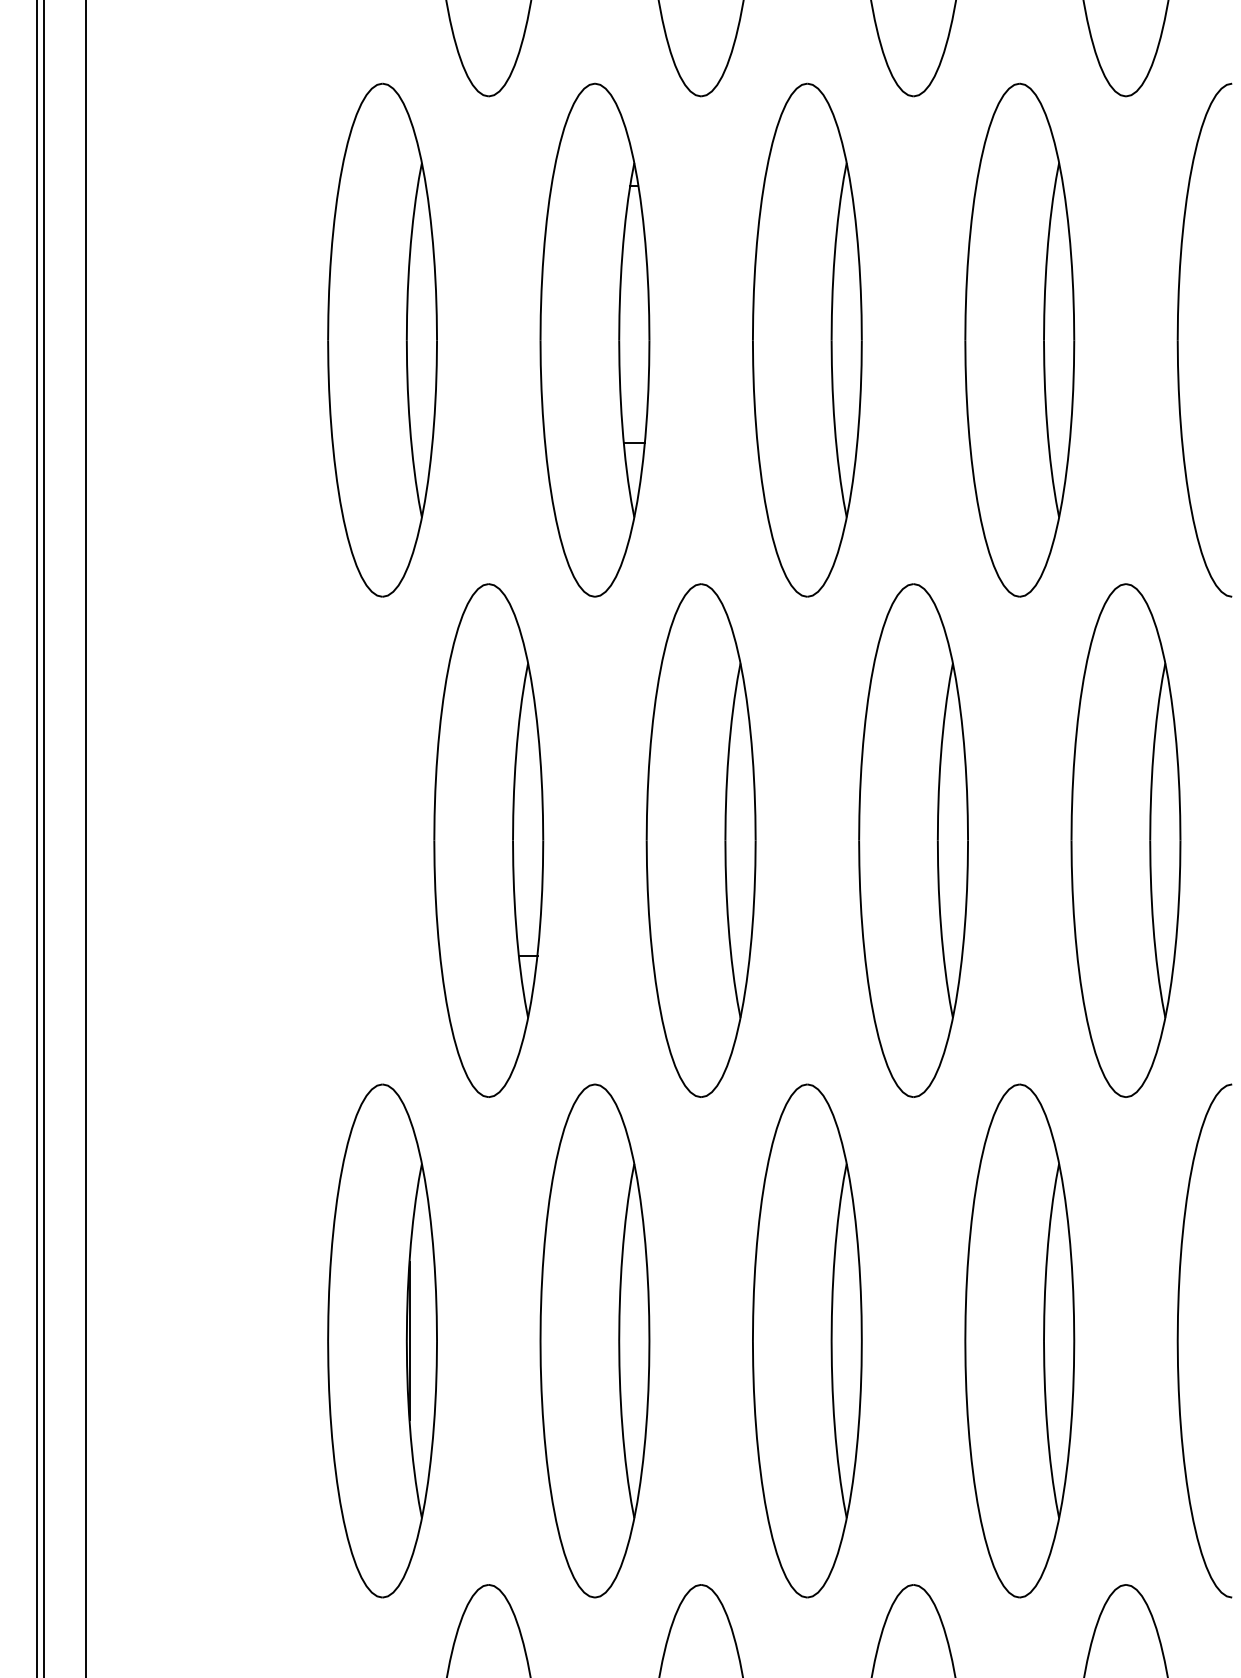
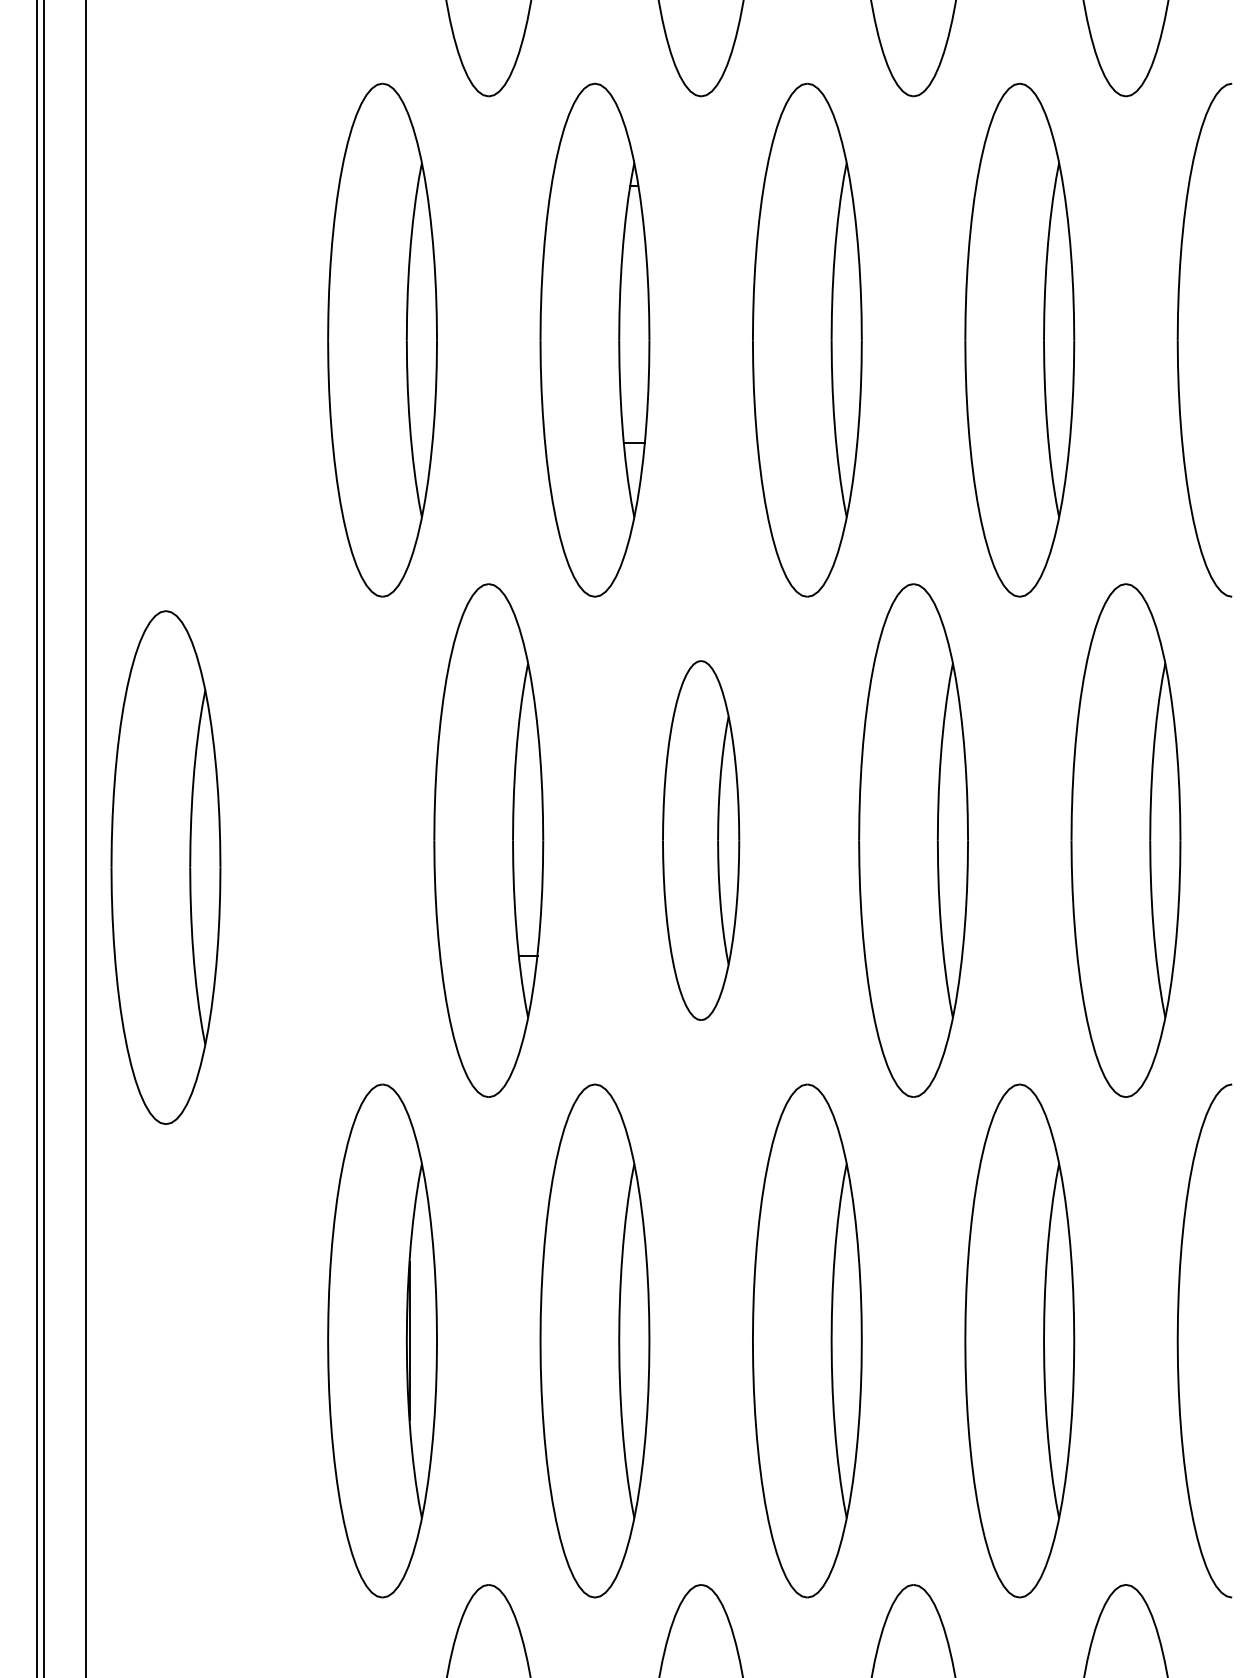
part size: 112x515 px -> 79x361 px (701, 840)
part: none -> present (165, 867)
